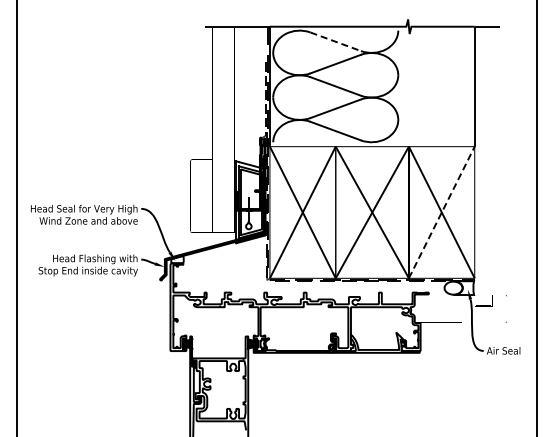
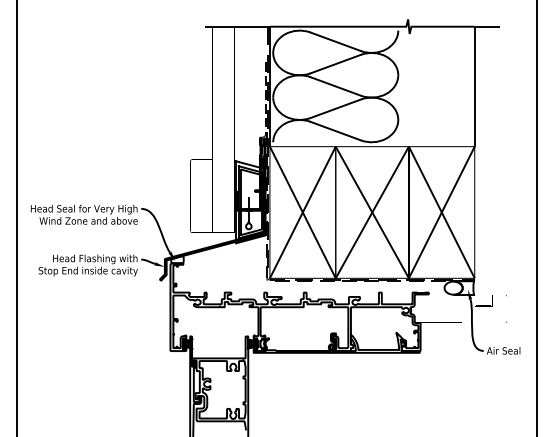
line: dashed -> solid (335, 41)
line: dashed -> solid (441, 212)
